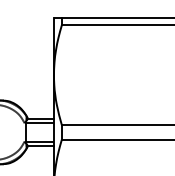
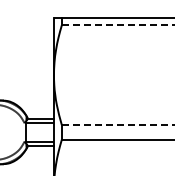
line: solid -> dashed (117, 25)
line: solid -> dashed (117, 125)
